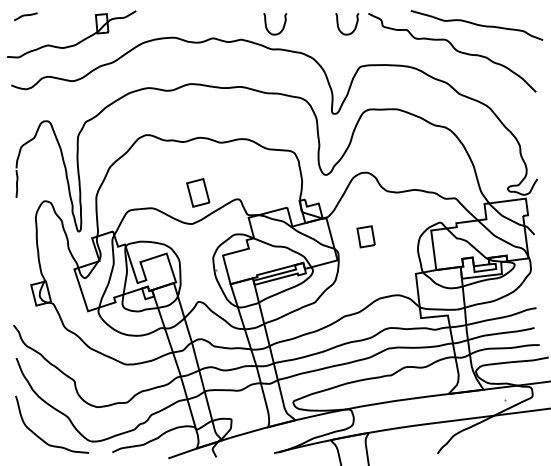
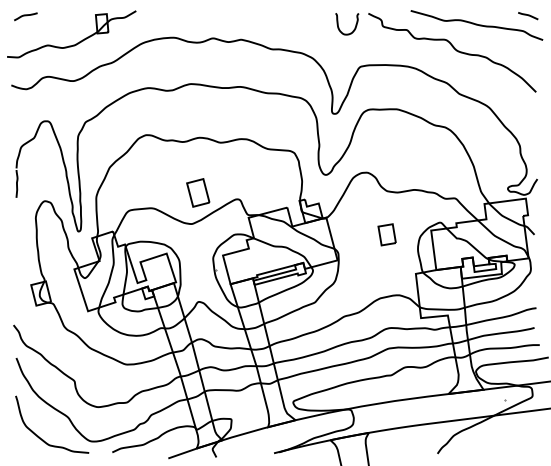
line: none -> present (528, 16)
curve: present -> none (282, 27)
part position: (365, 236) -> (386, 234) (386, 234)
